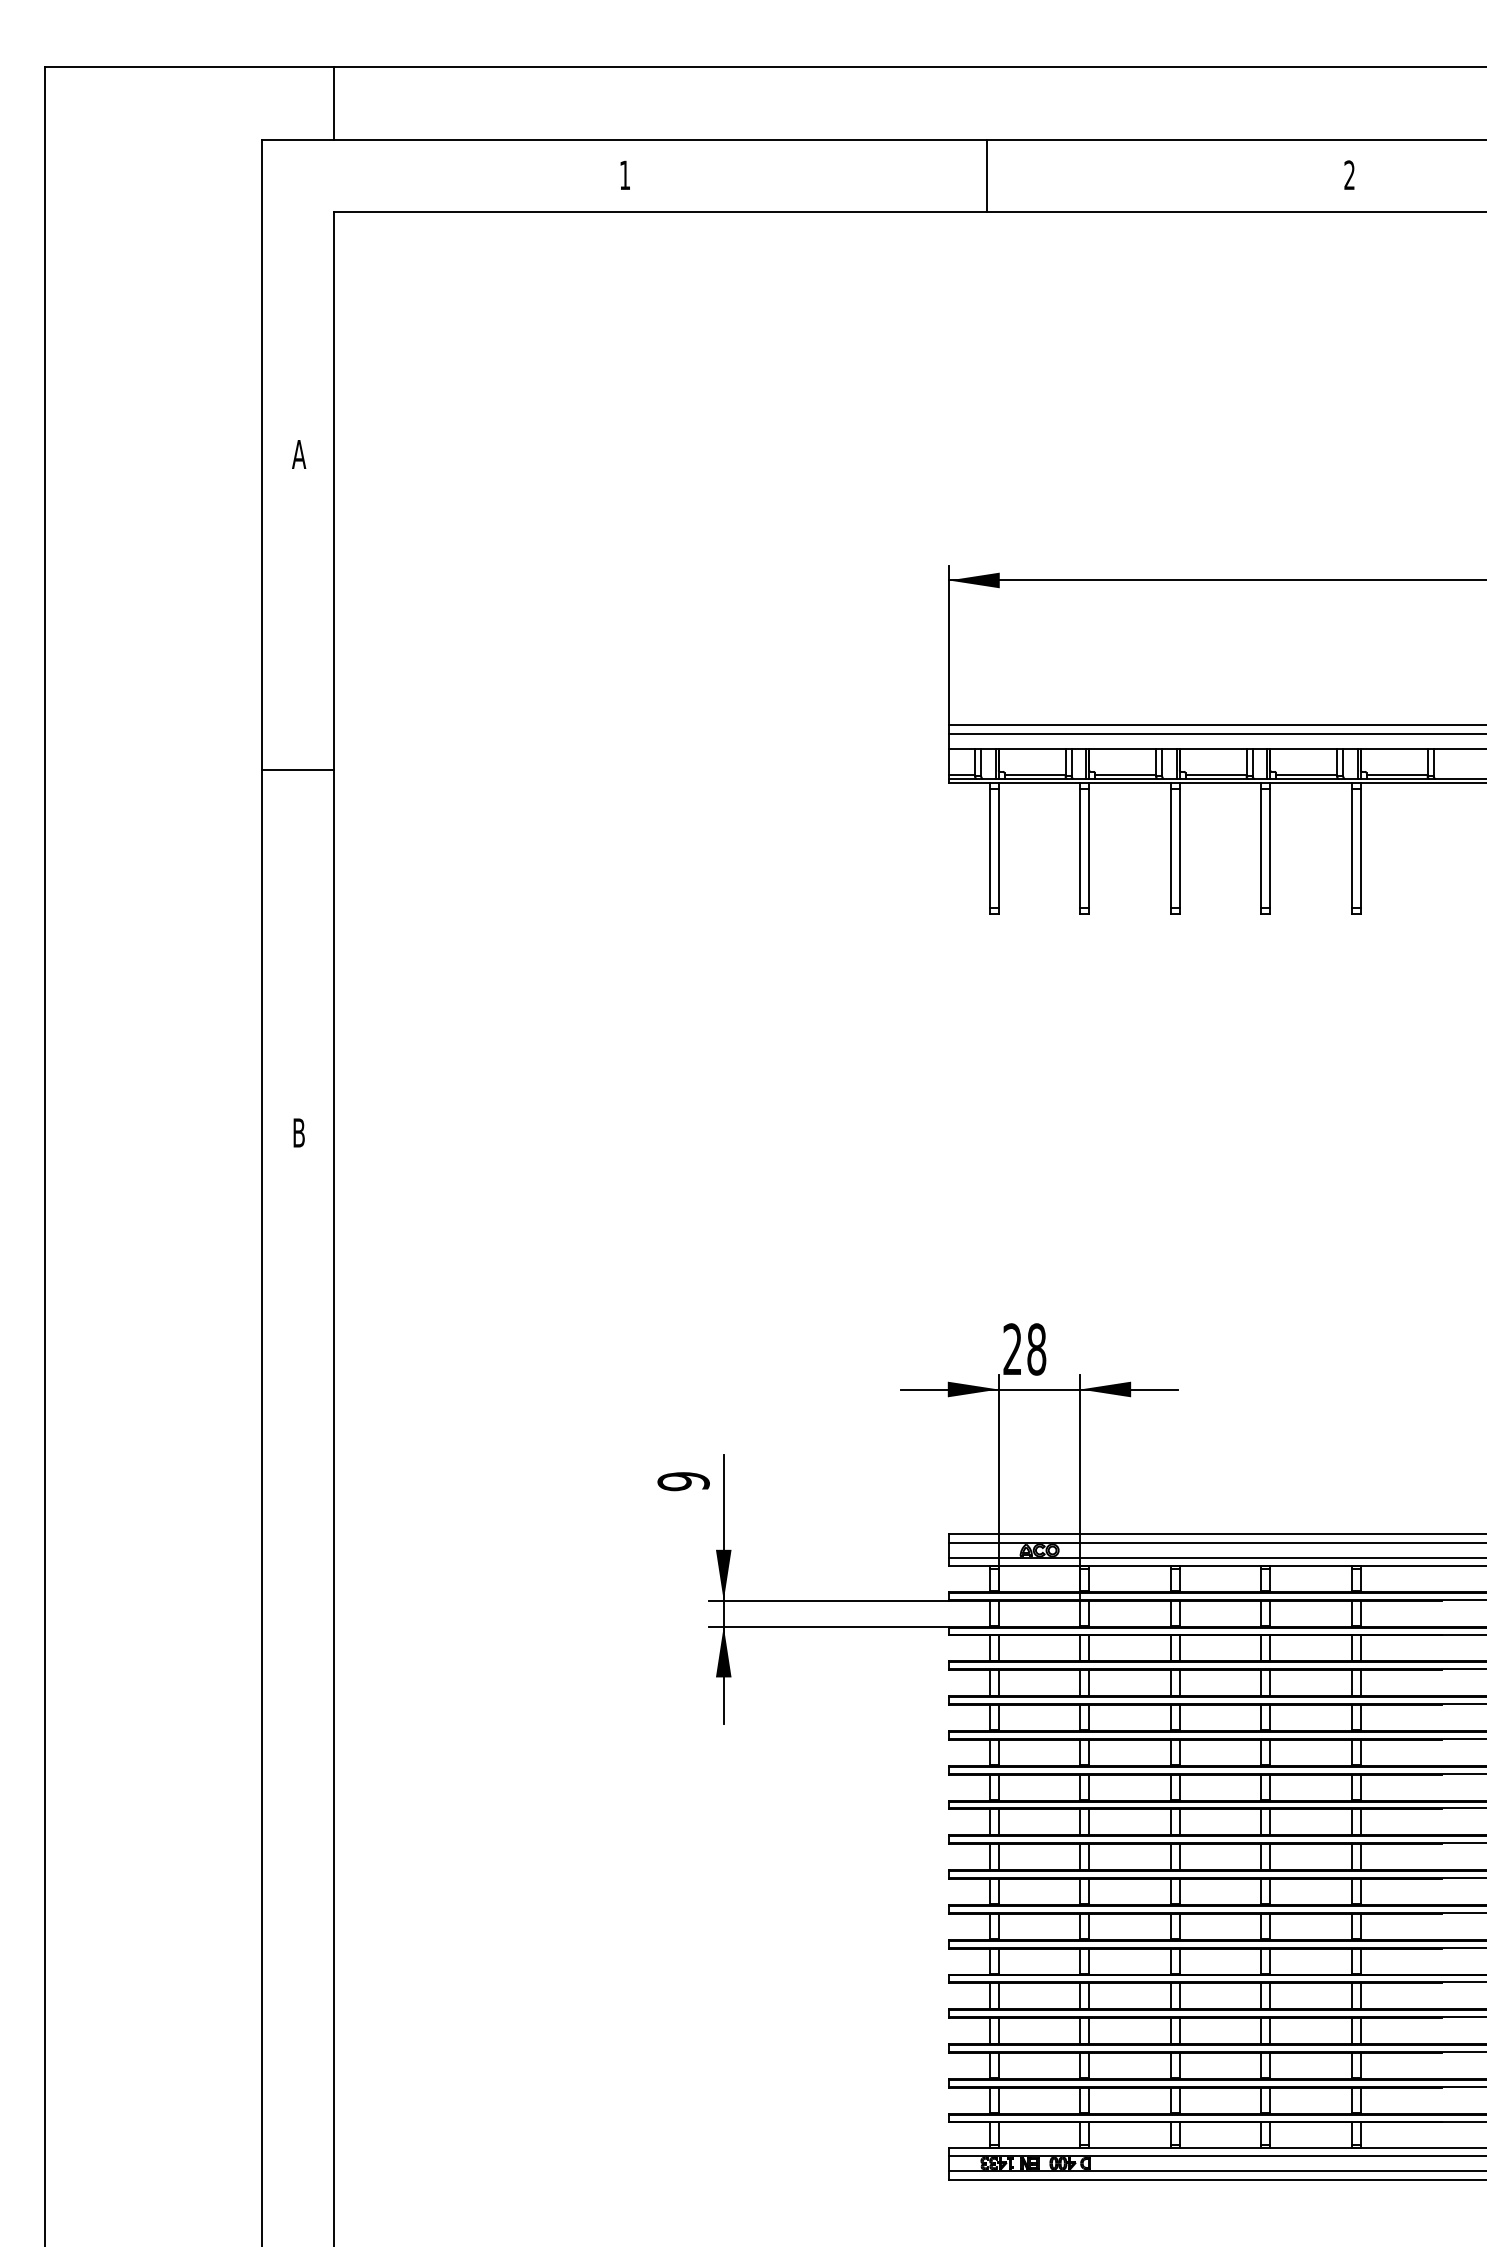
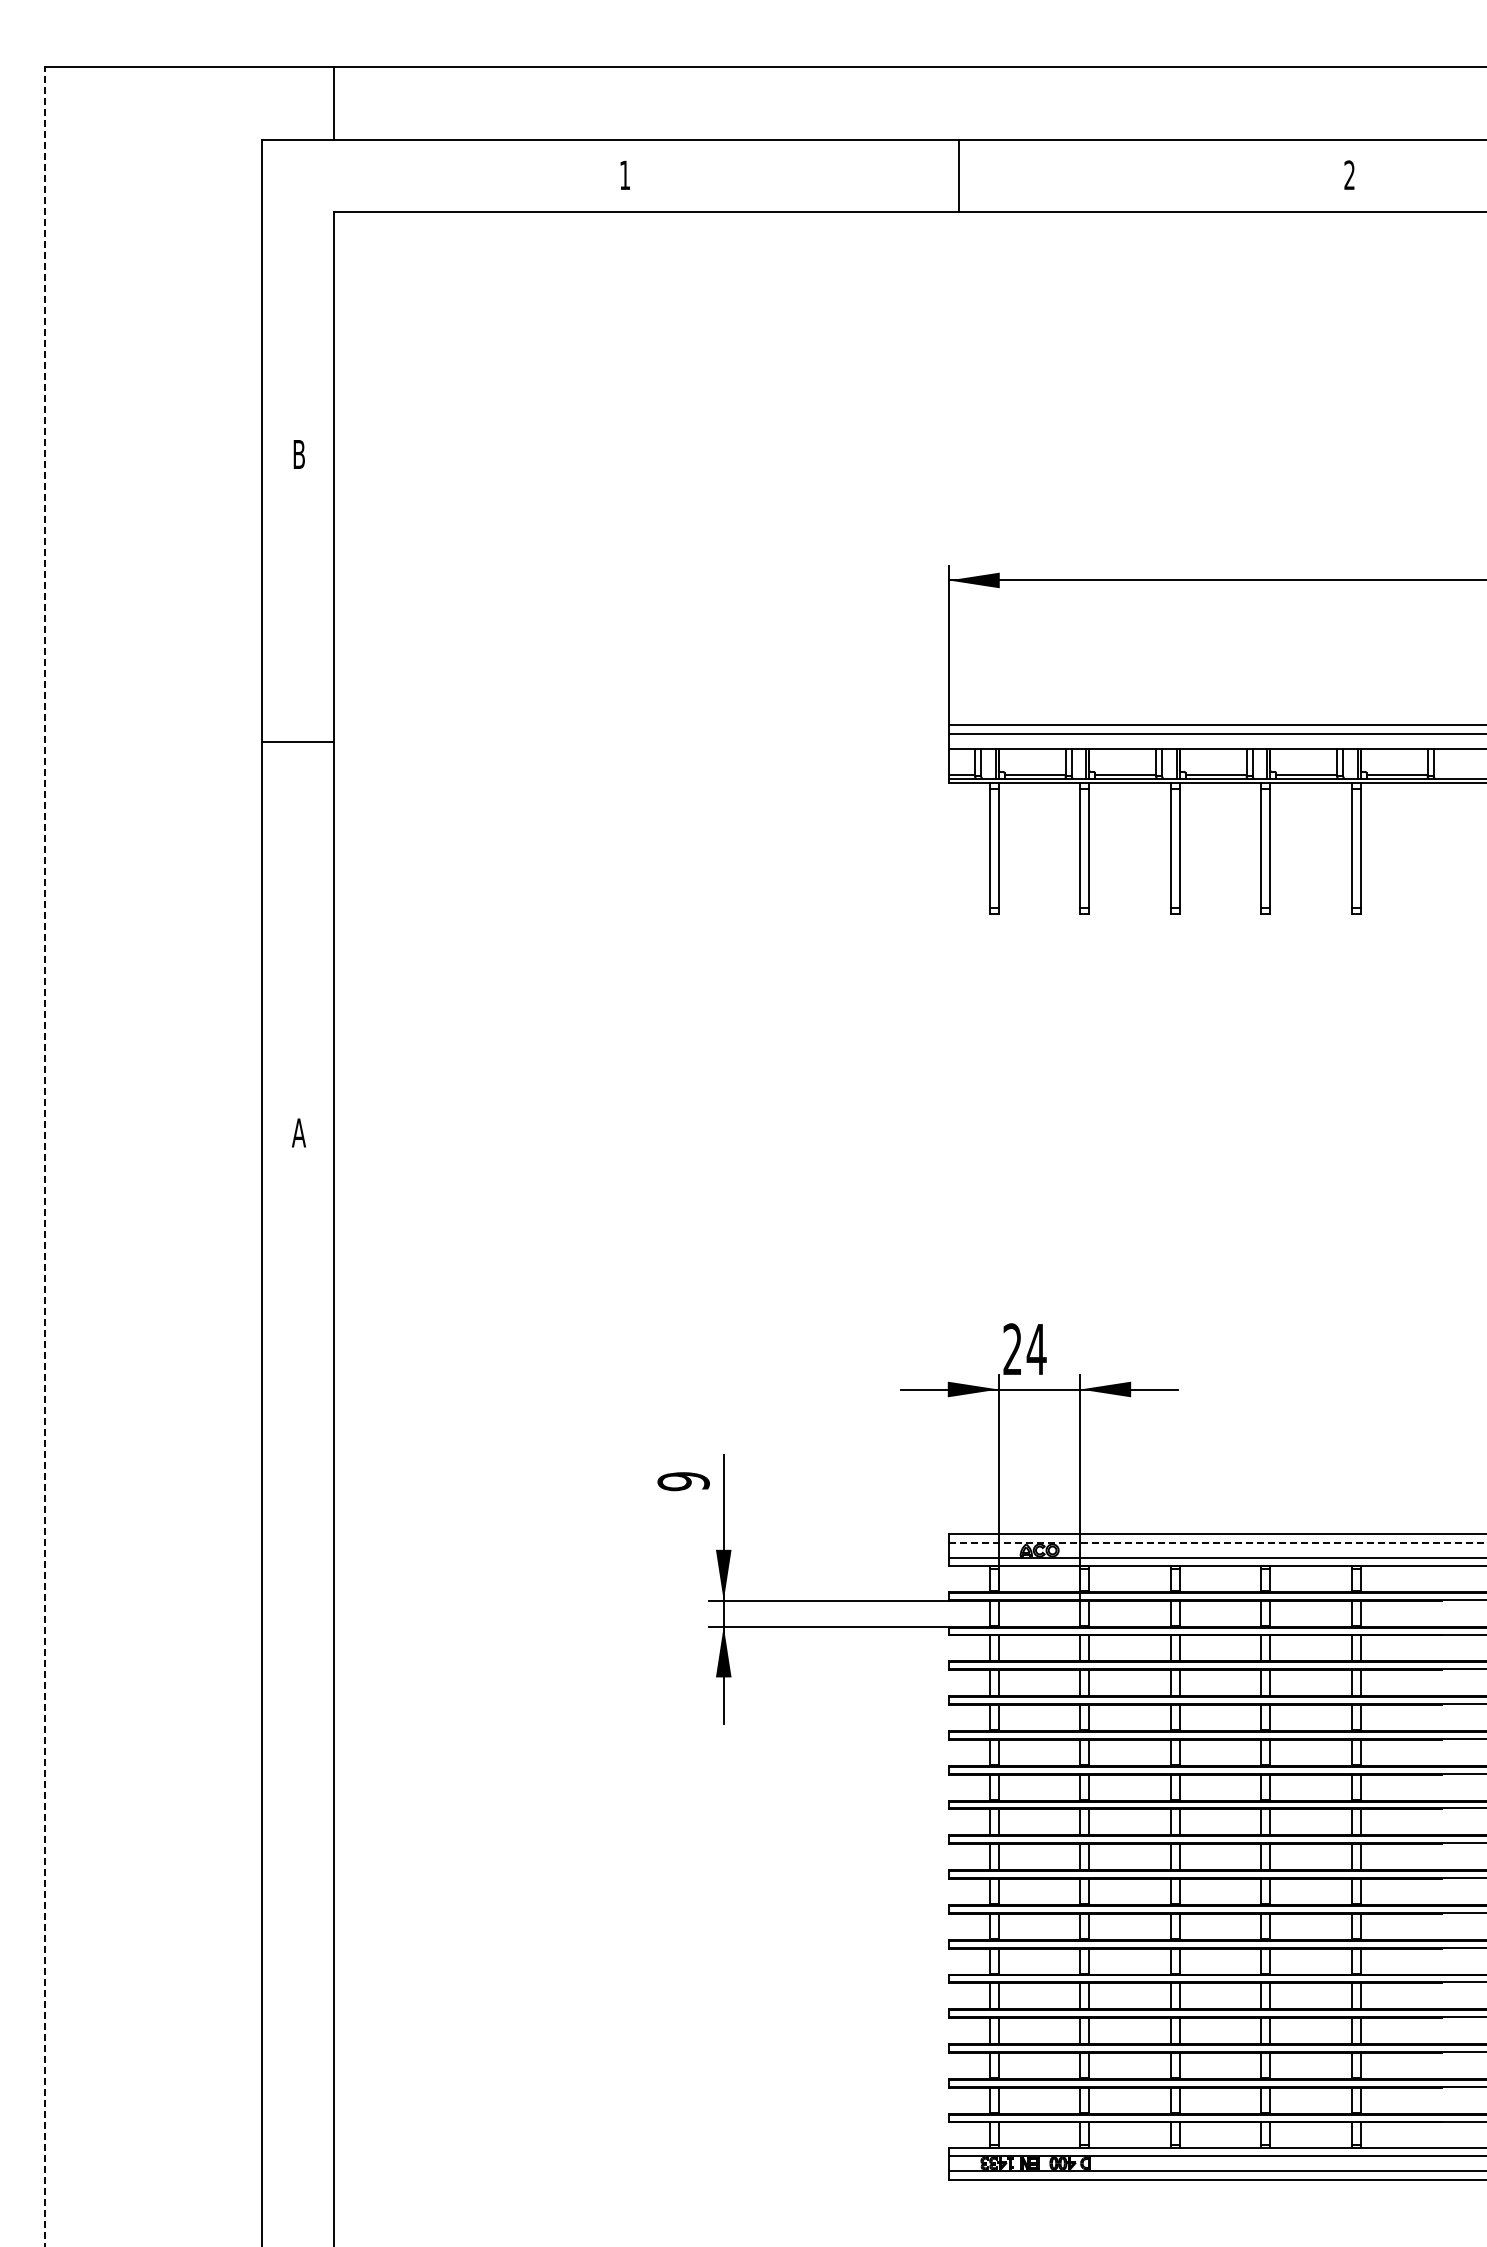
line position: (986, 175) -> (958, 175) (958, 175)
text: A -> B (299, 454)
line position: (297, 770) -> (297, 742) (297, 742)
text: B -> A (298, 1132)
line: solid -> dashed (44, 1156)
text: 28 -> 24 (1036, 1349)
line: solid -> dashed (1217, 1543)
